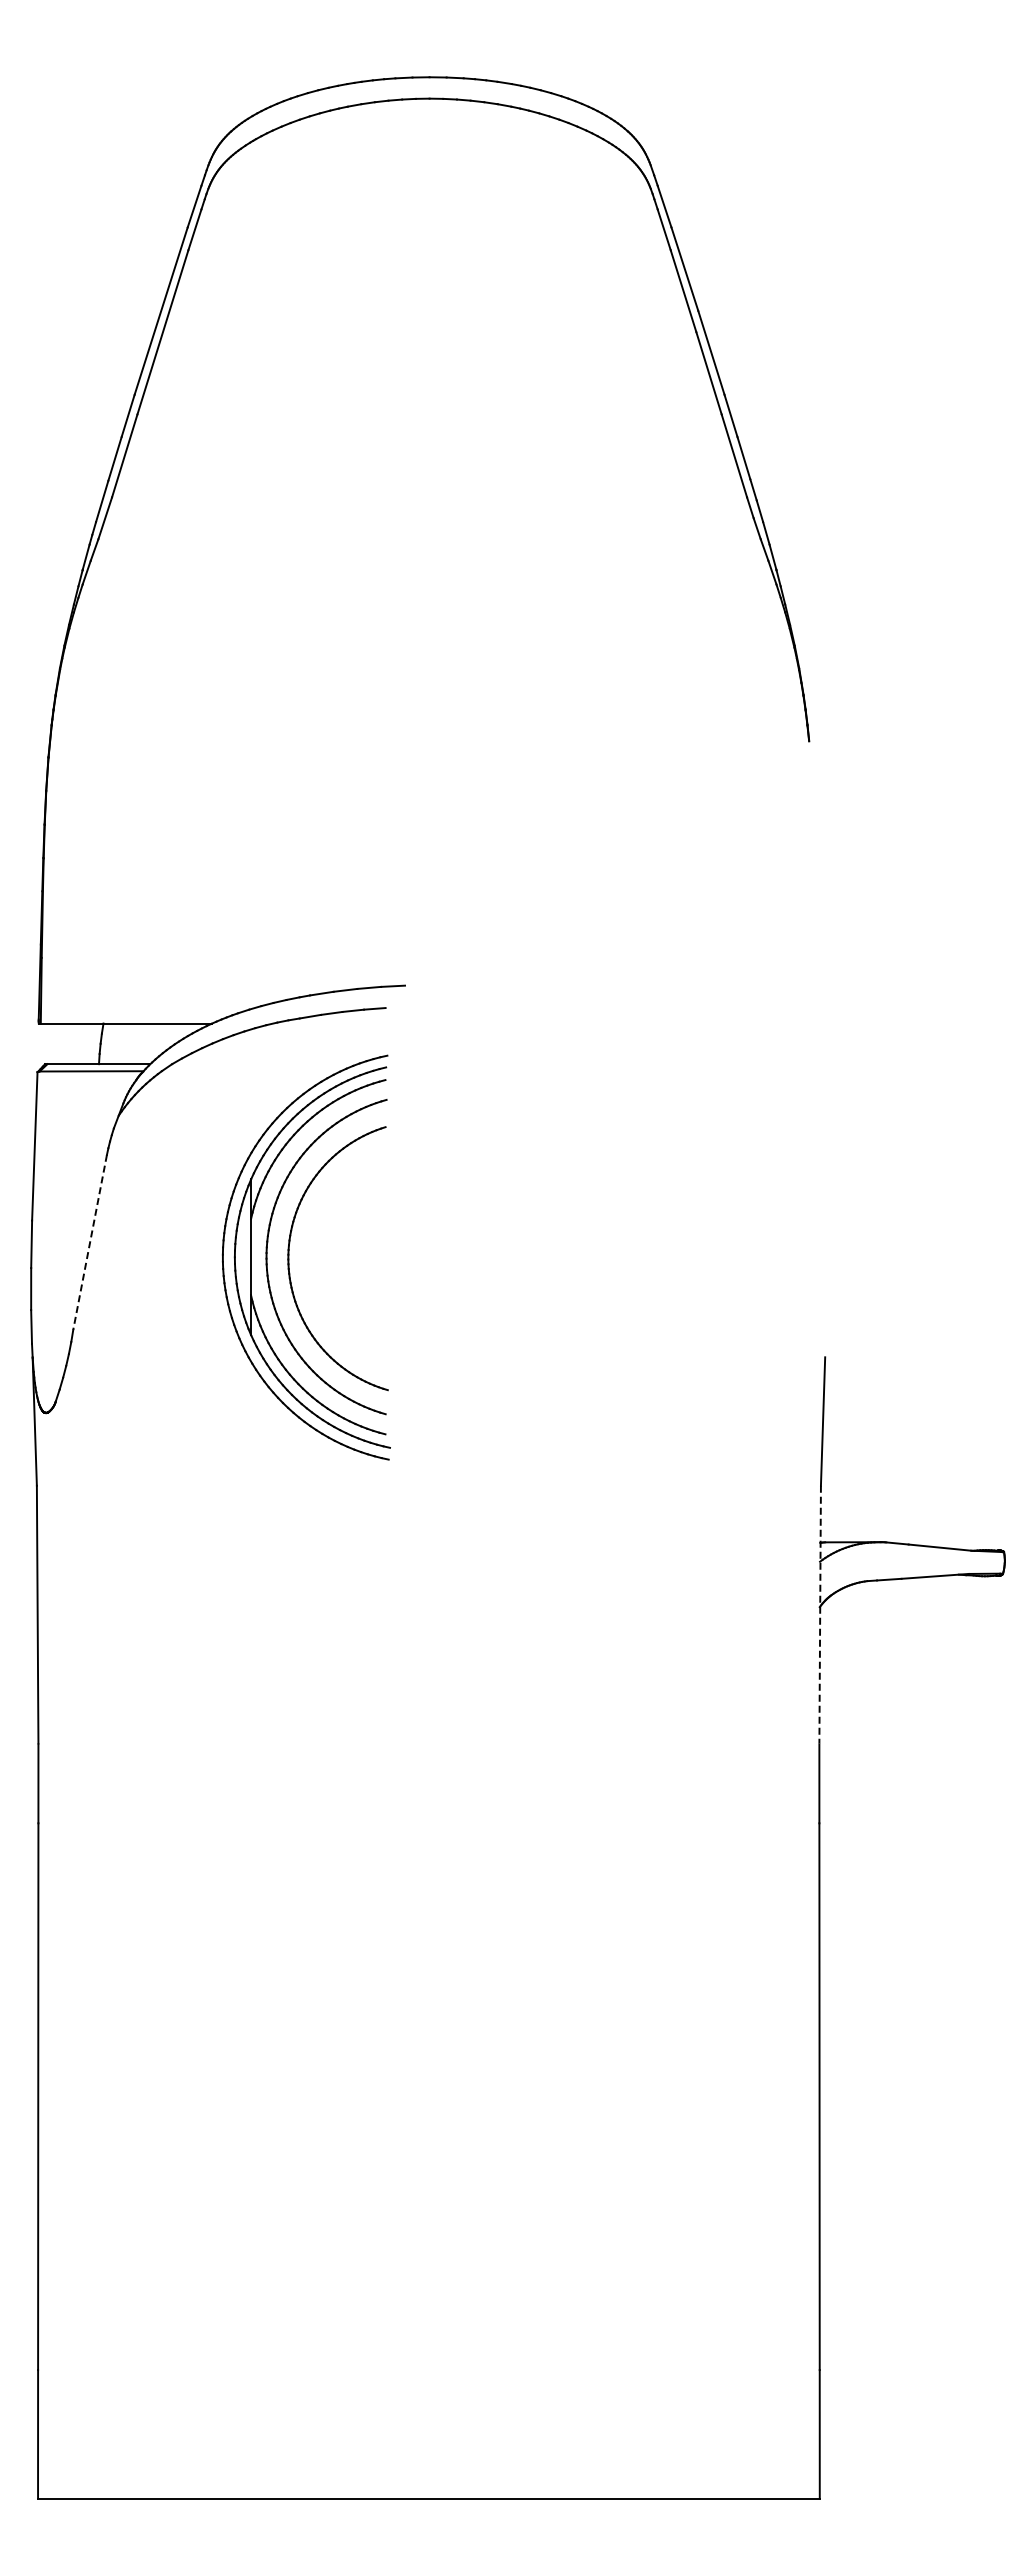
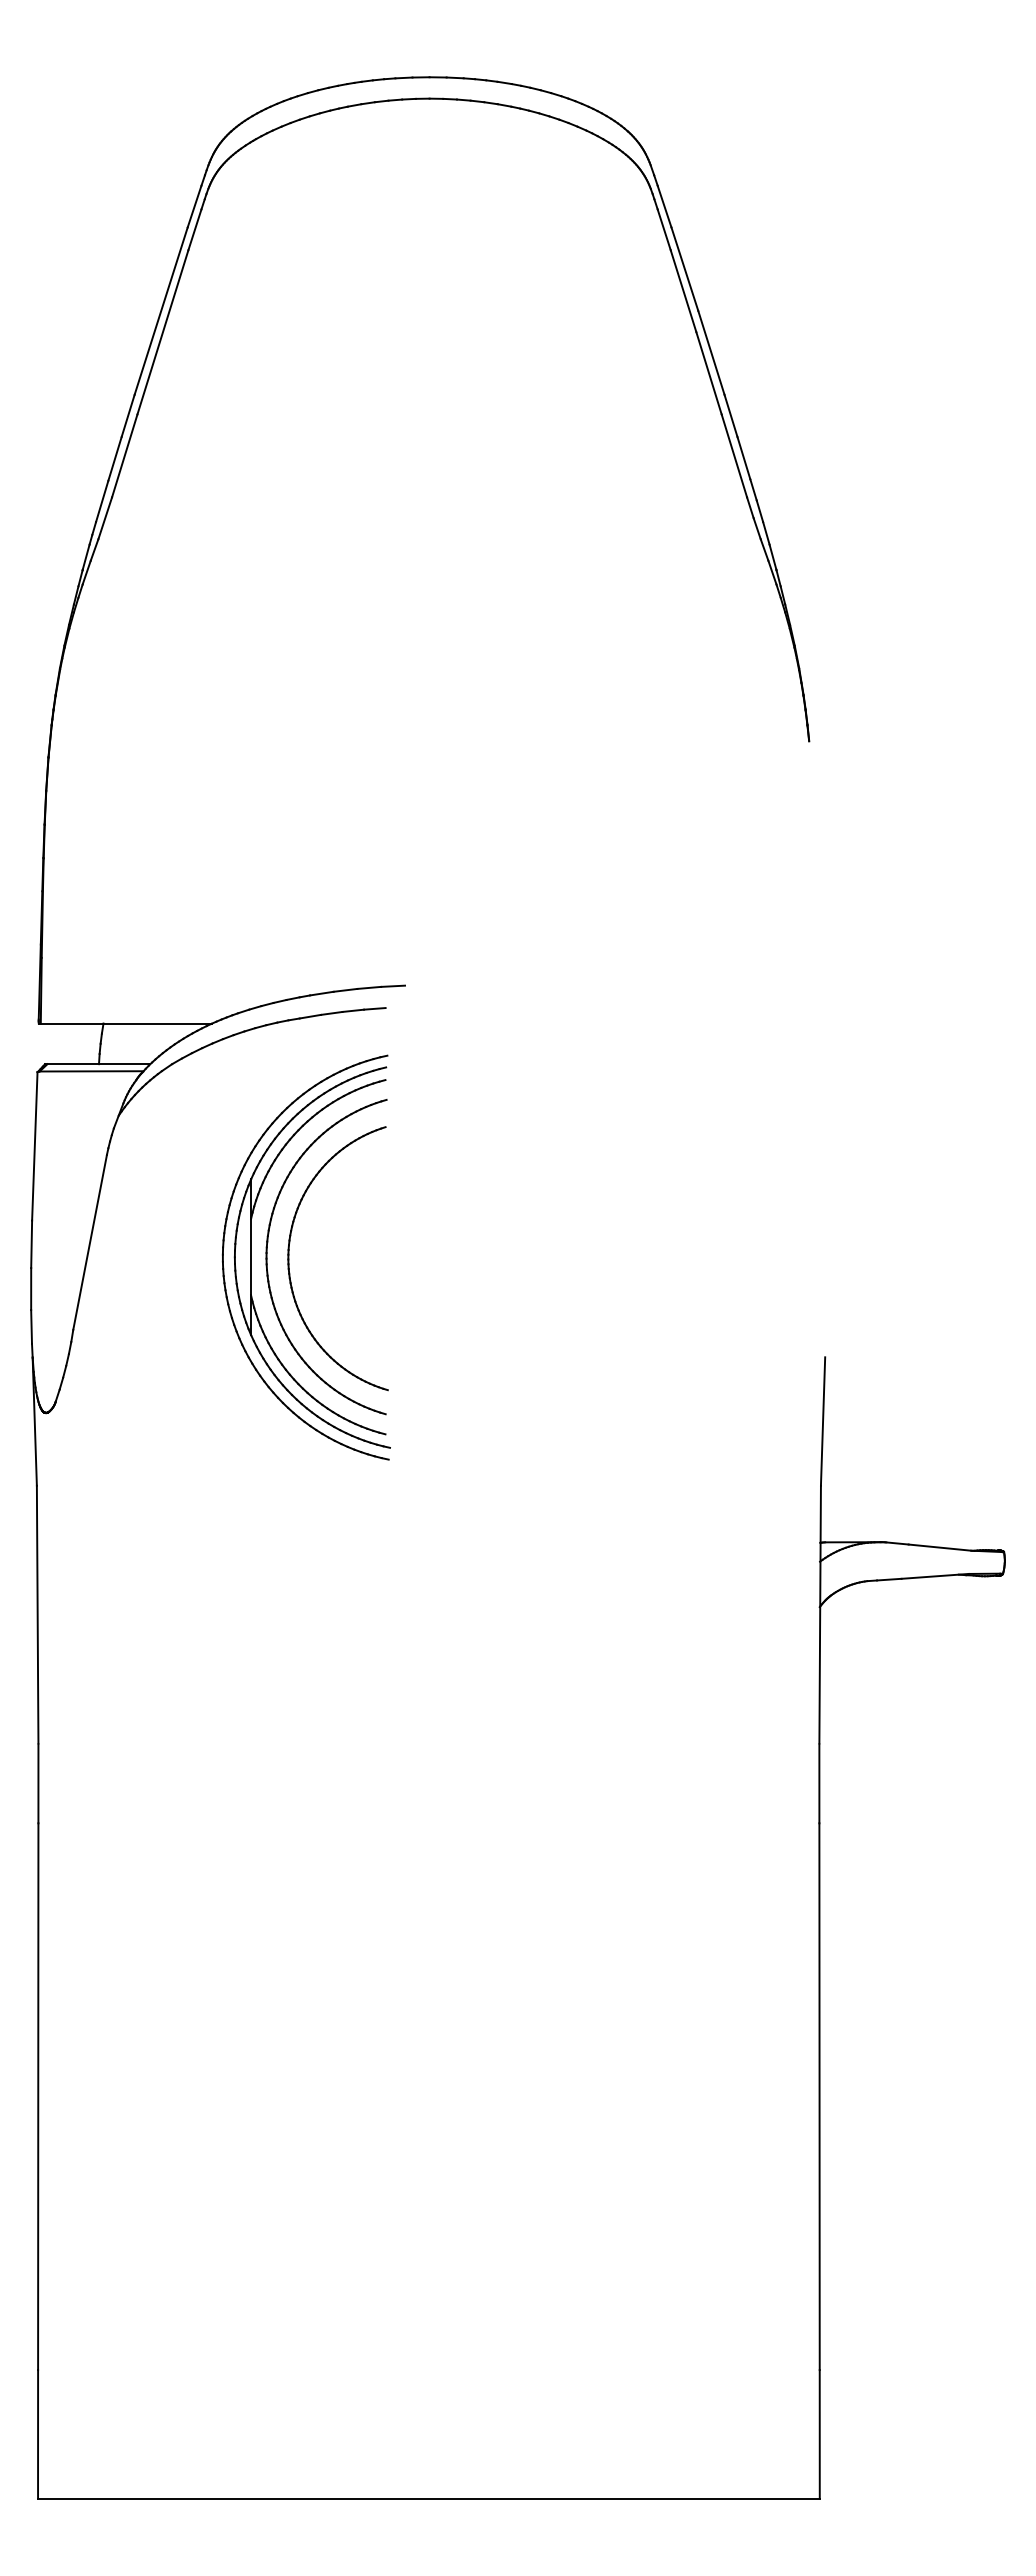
line: dashed -> solid (90, 1242)
line: dashed -> solid (820, 1614)
